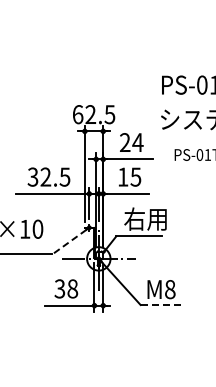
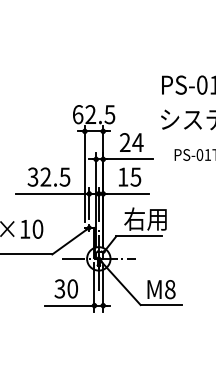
line: dashed -> solid (68, 242)
text: 38 -> 30 (72, 289)
line: dashed -> solid (161, 304)
